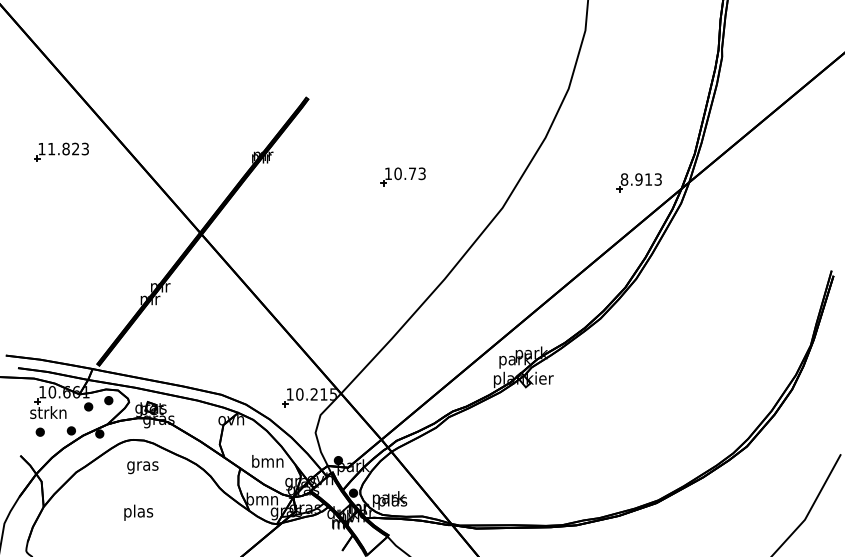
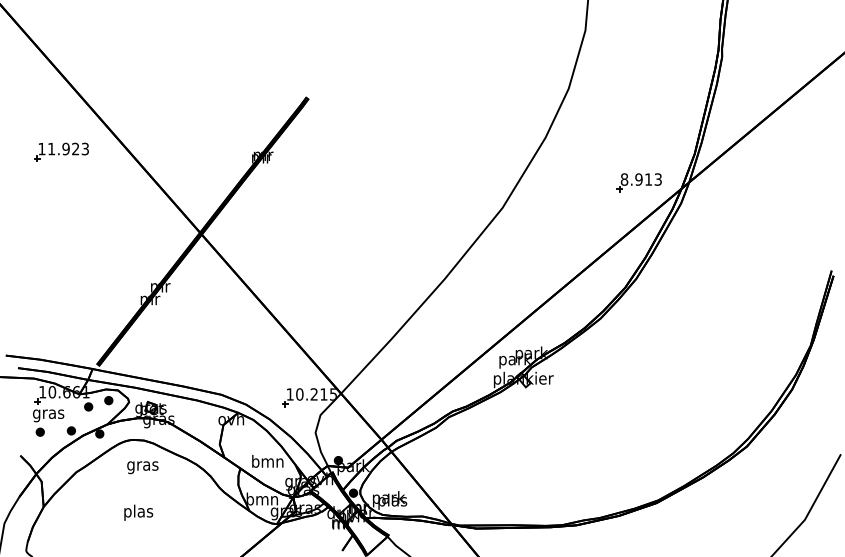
text: 11.823 -> 11.923 (65, 149)
part: present -> none (402, 176)
text: strkn -> gras (48, 414)
